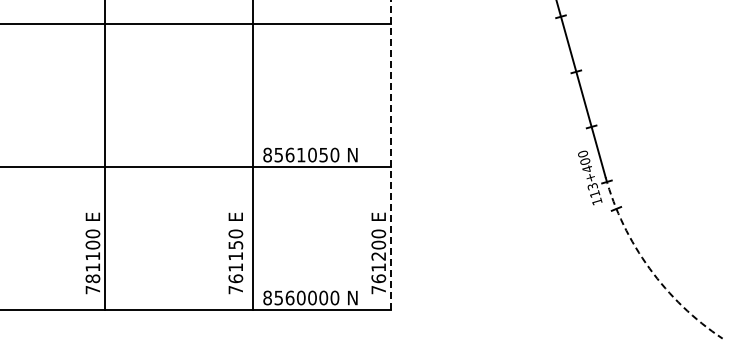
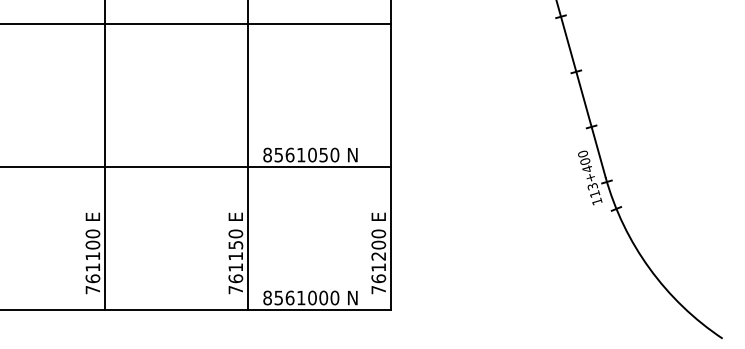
line: dashed -> solid (390, 154)
line position: (252, 155) -> (247, 155) (247, 155)
arc: dashed -> solid (649, 268)
text: 781100 -> 761100 (92, 278)
text: 8560000 -> 8561000 (300, 297)
